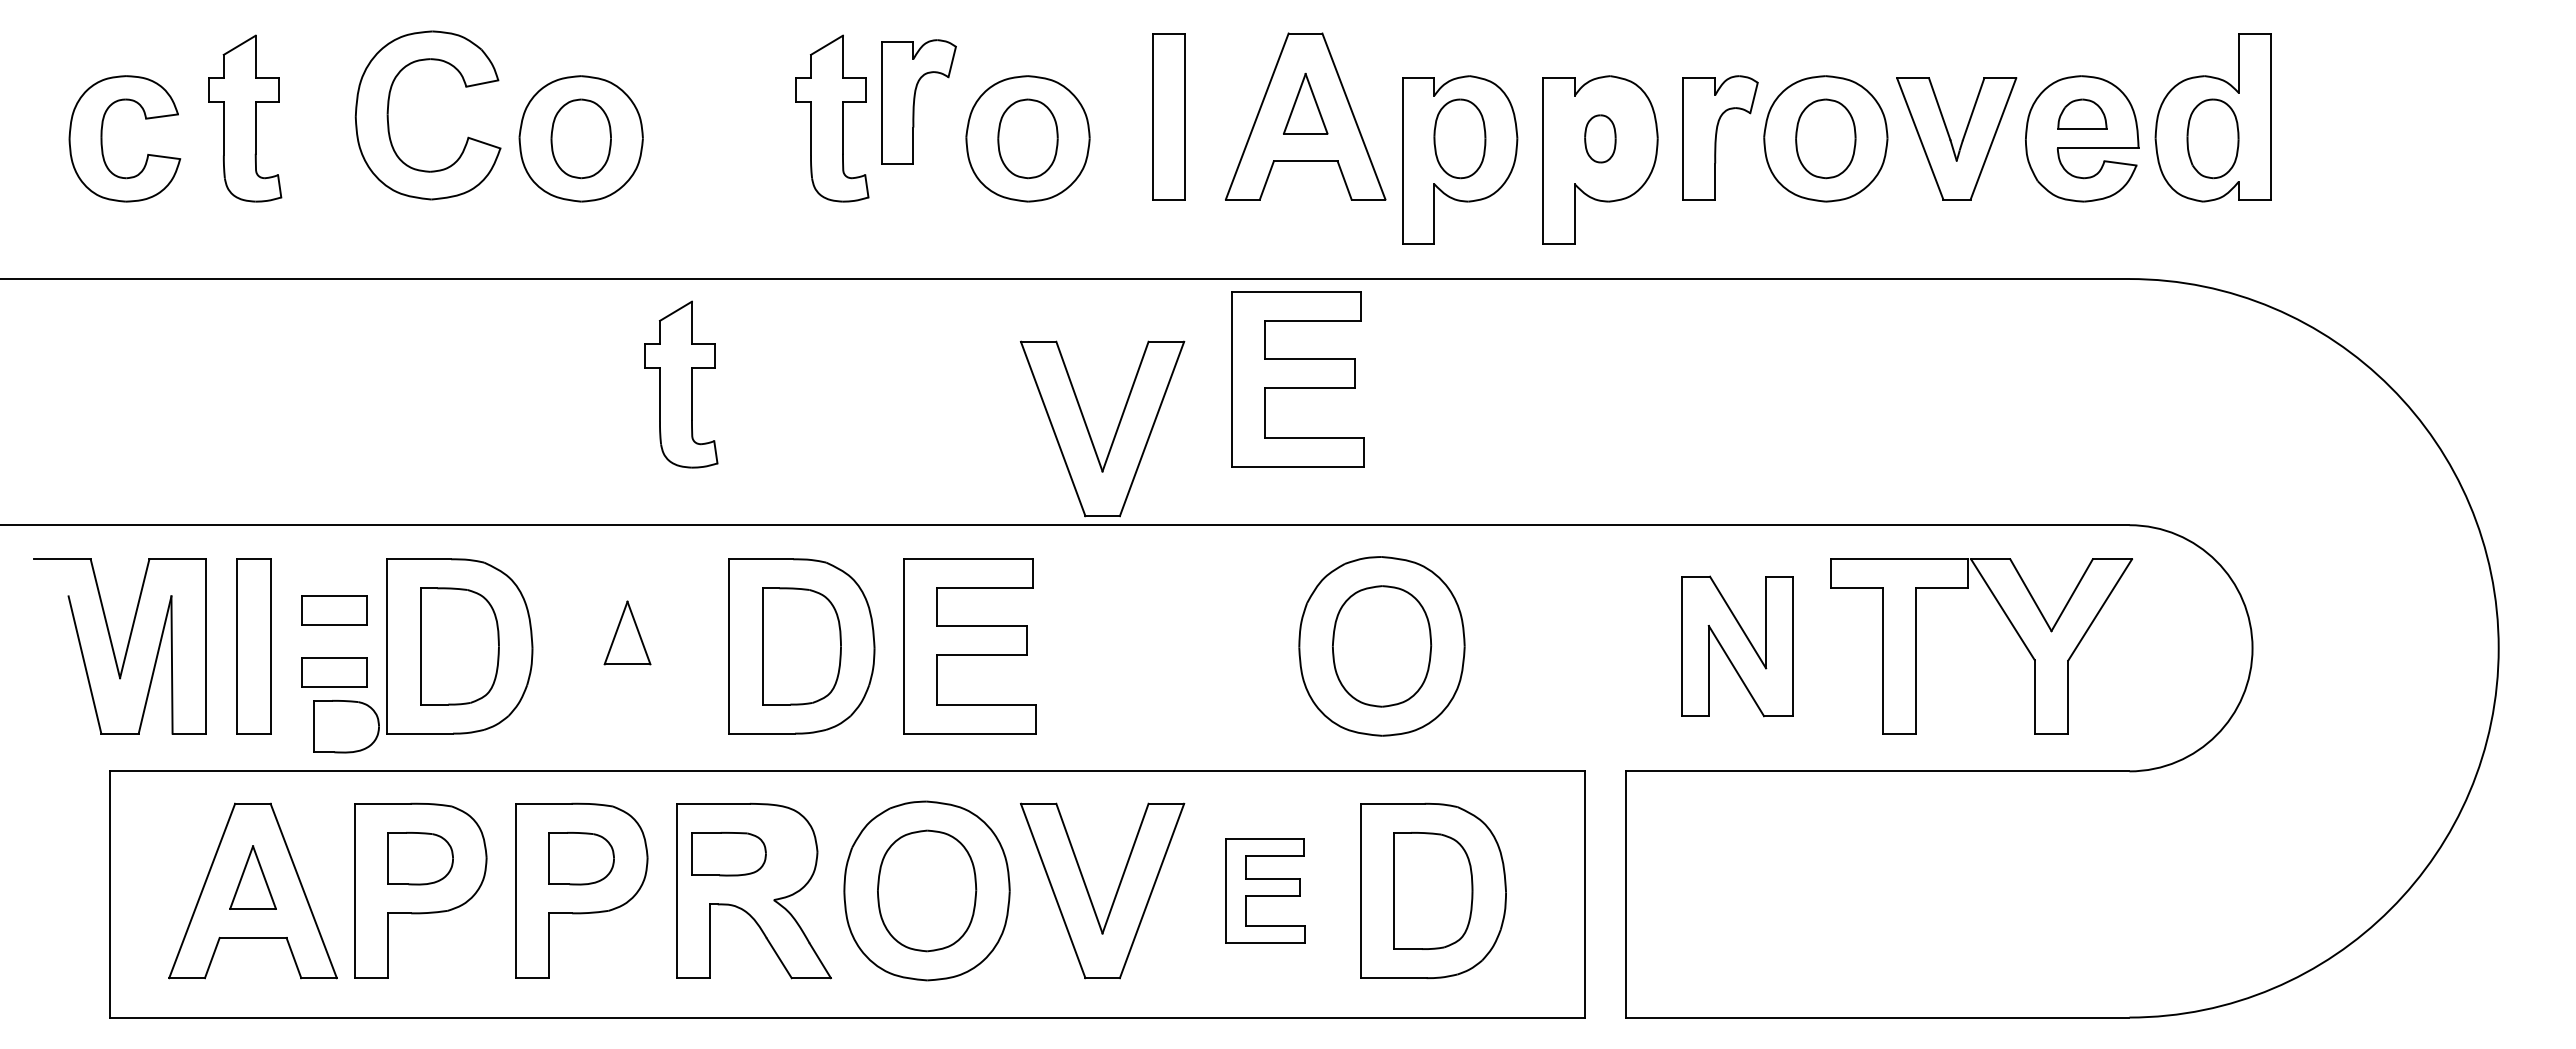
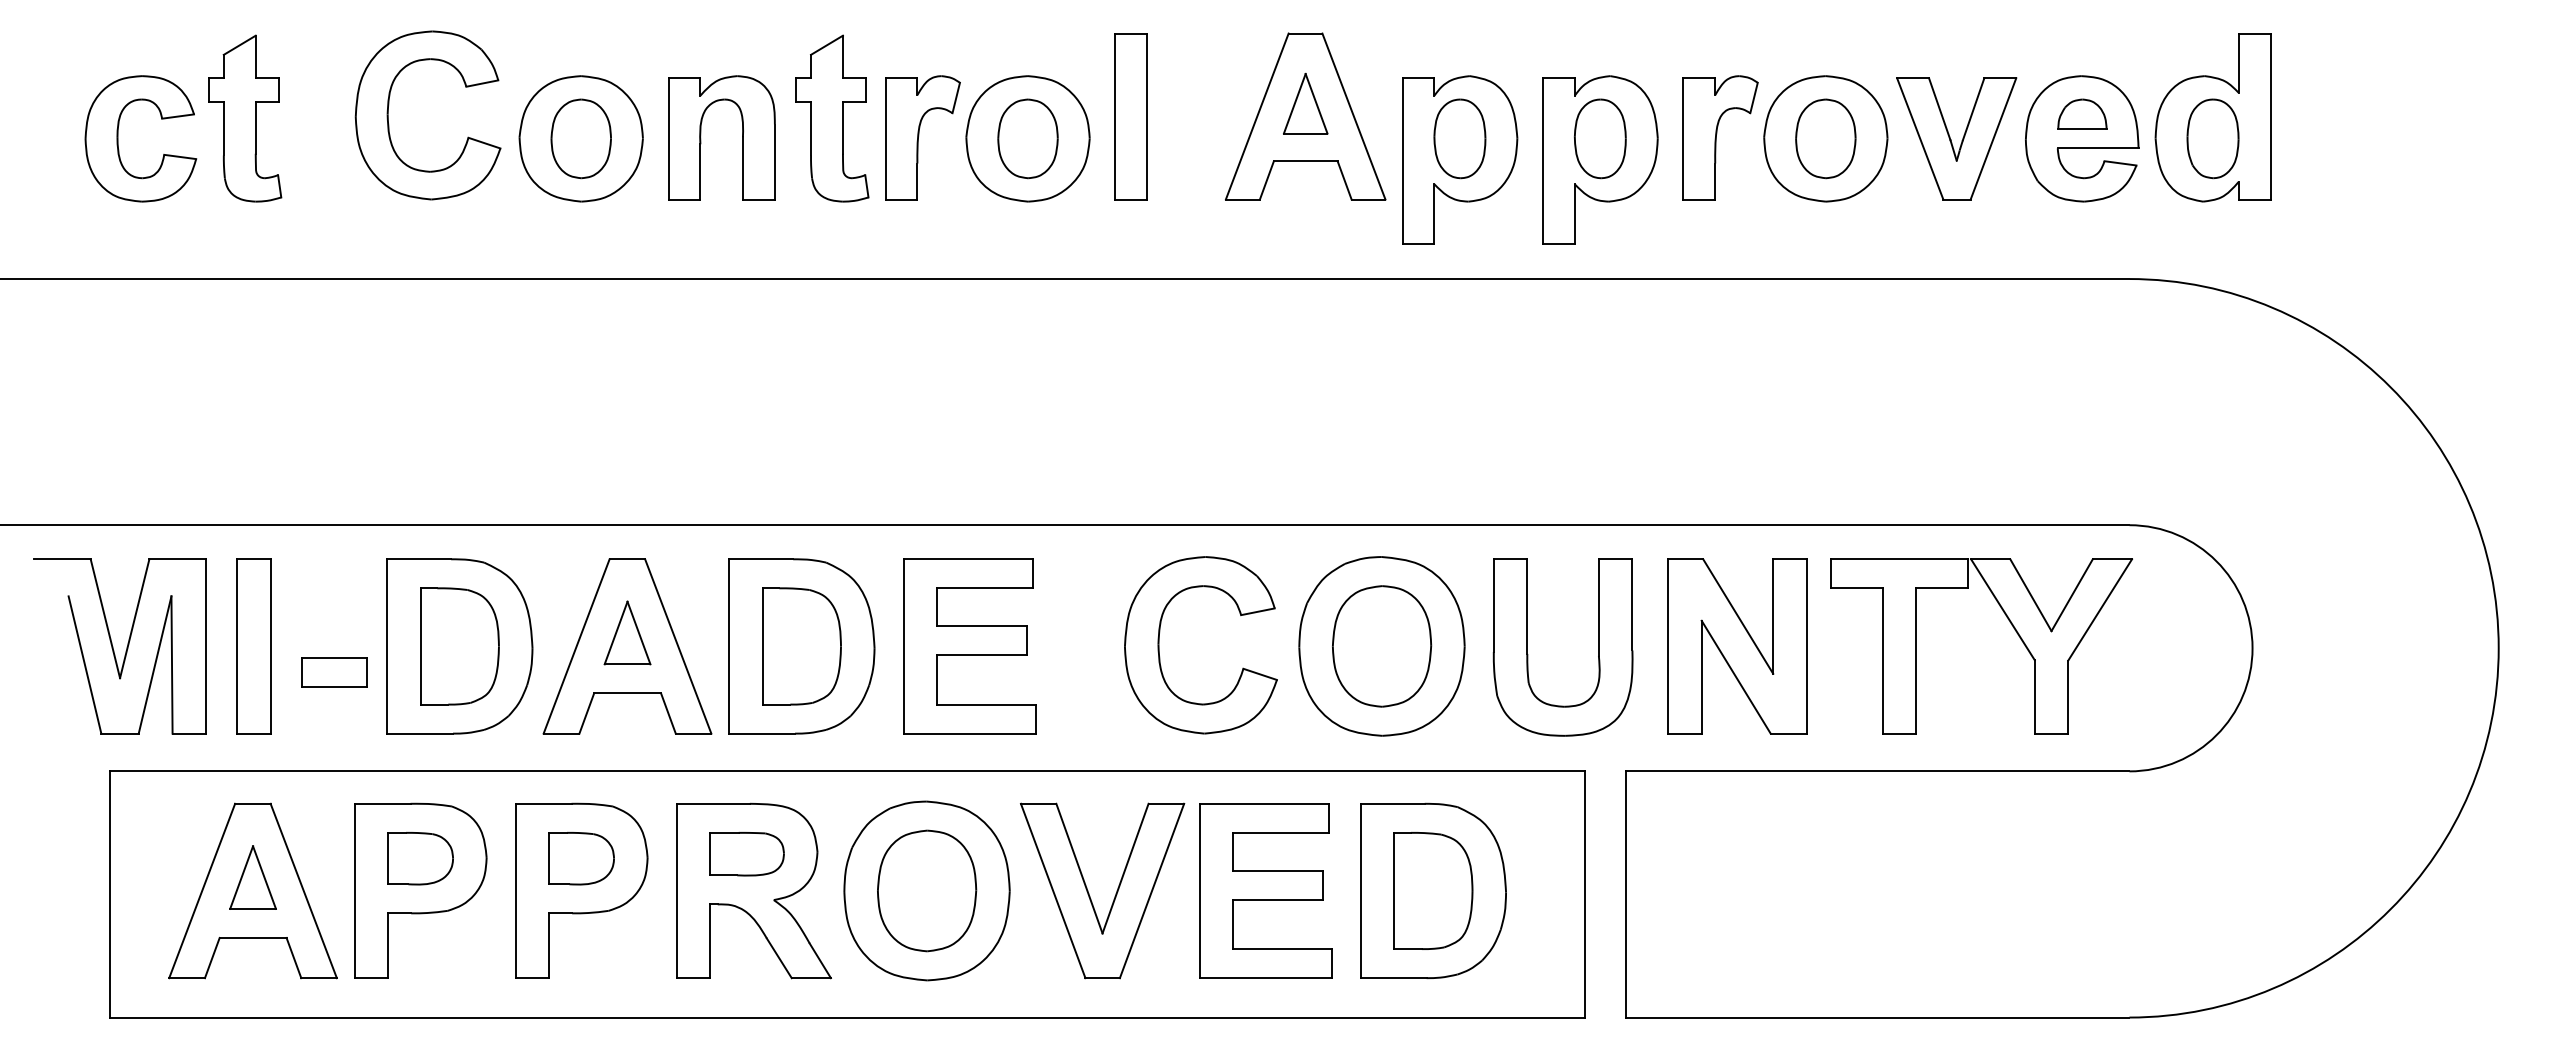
part position: (918, 101) -> (922, 137) (922, 137)
part position: (1168, 116) -> (1130, 116) (1130, 116)
part position: (102, 138) -> (118, 138) (118, 138)
part: none -> present (701, 138)
part size: 33x50 px -> 53x82 px (1600, 138)
part: present -> none (1297, 379)
part: present -> none (681, 384)
part: present -> none (1089, 431)
part: present -> none (334, 610)
part: none -> present (1159, 645)
part: none -> present (627, 646)
part size: 113x143 px -> 141x177 px (1737, 646)
part: none -> present (1528, 654)
part: present -> none (346, 726)
part position: (728, 854) -> (746, 854) (746, 854)
part size: 81x106 px -> 134x176 px (1265, 890)
